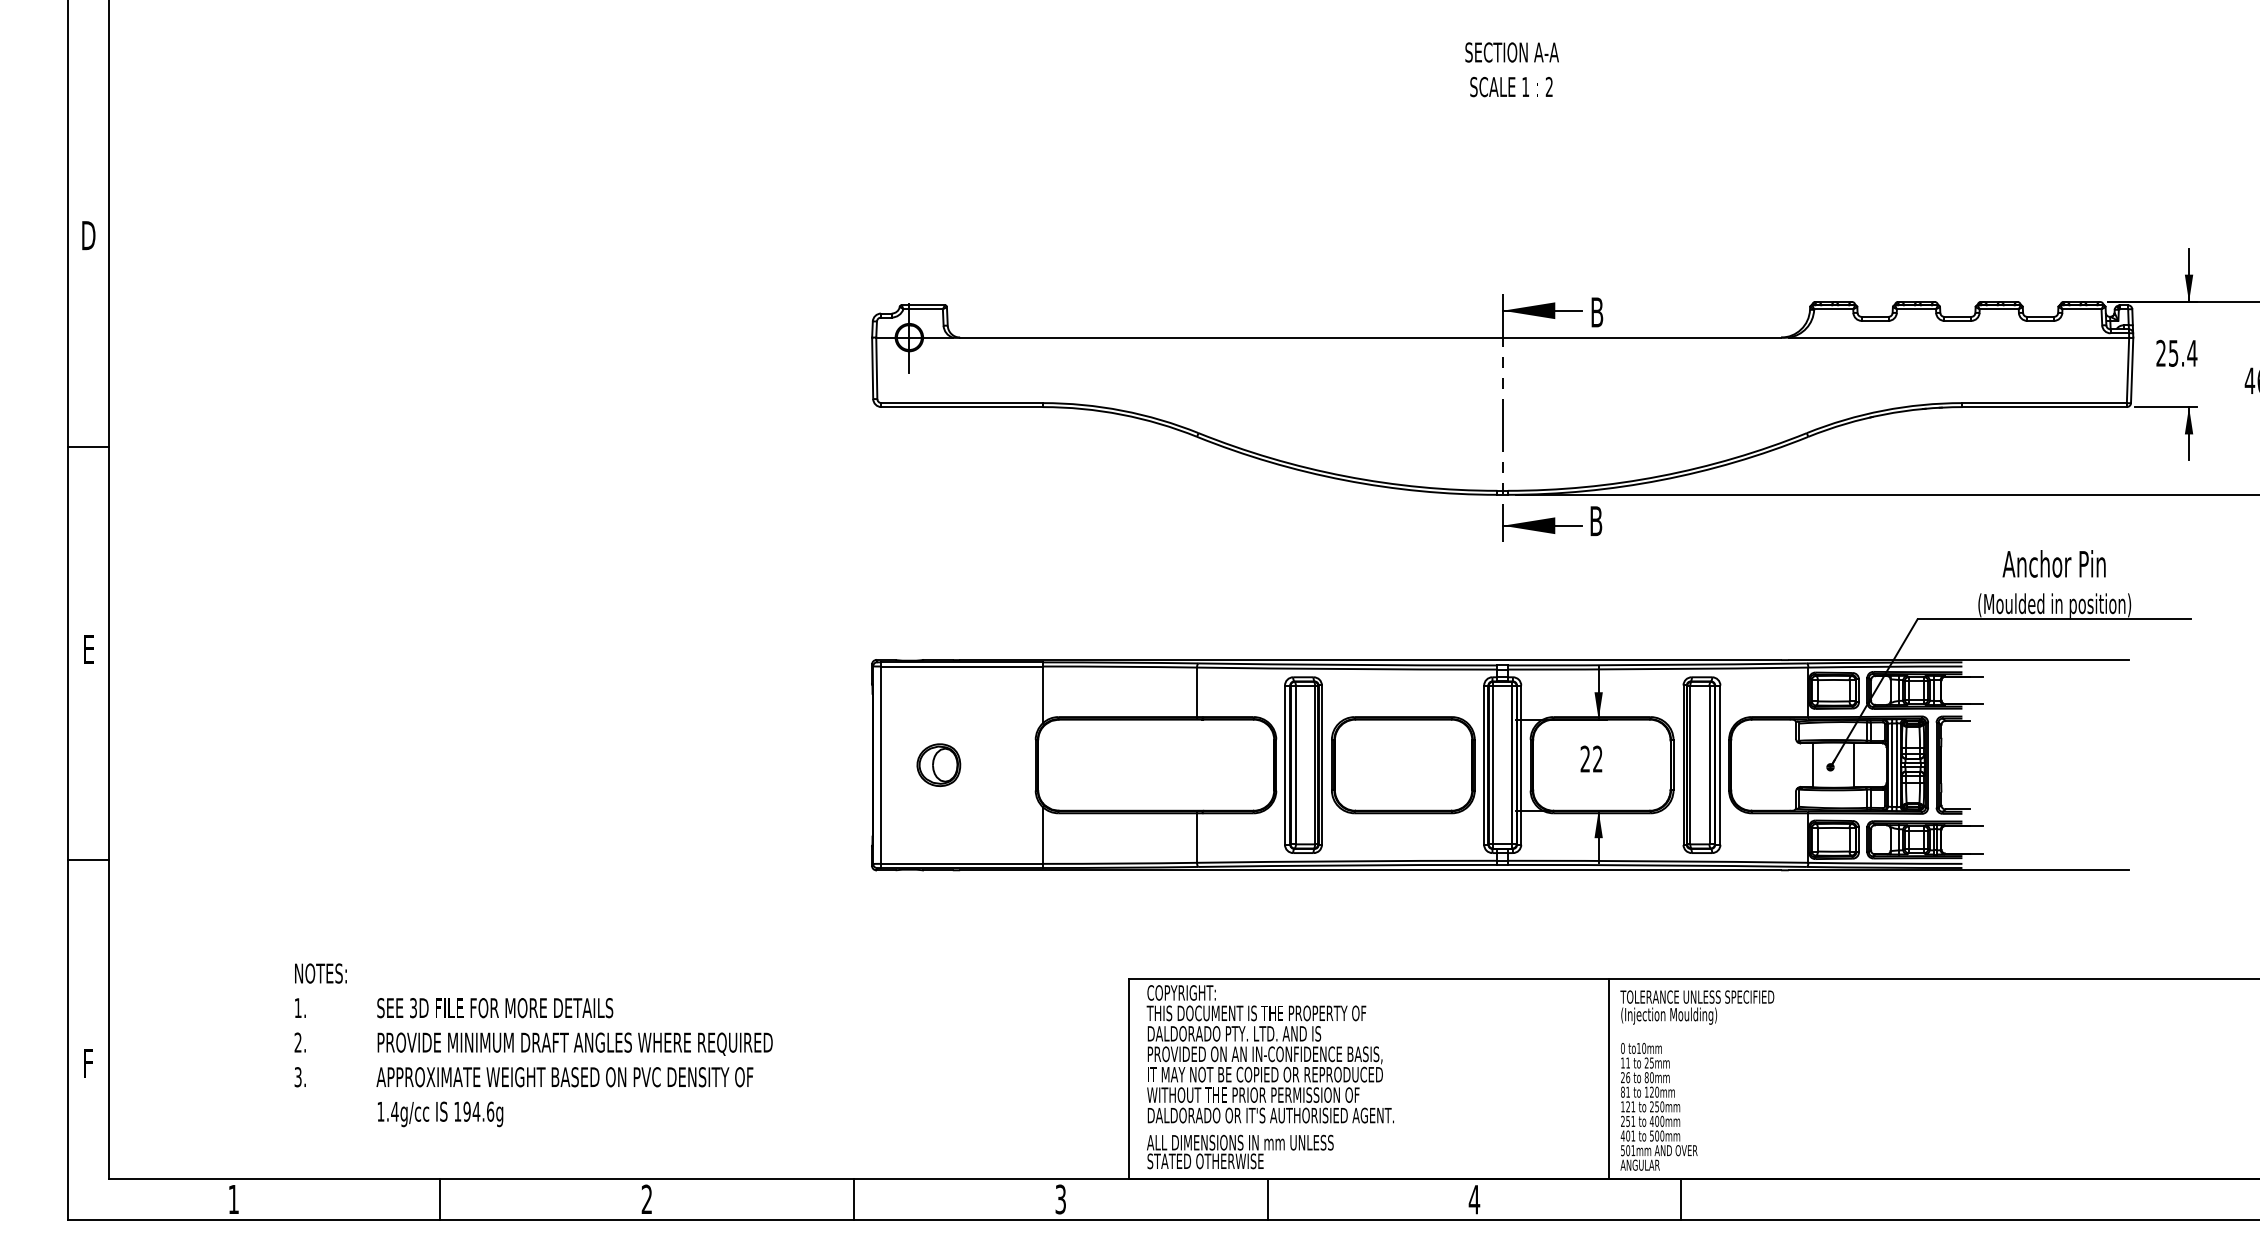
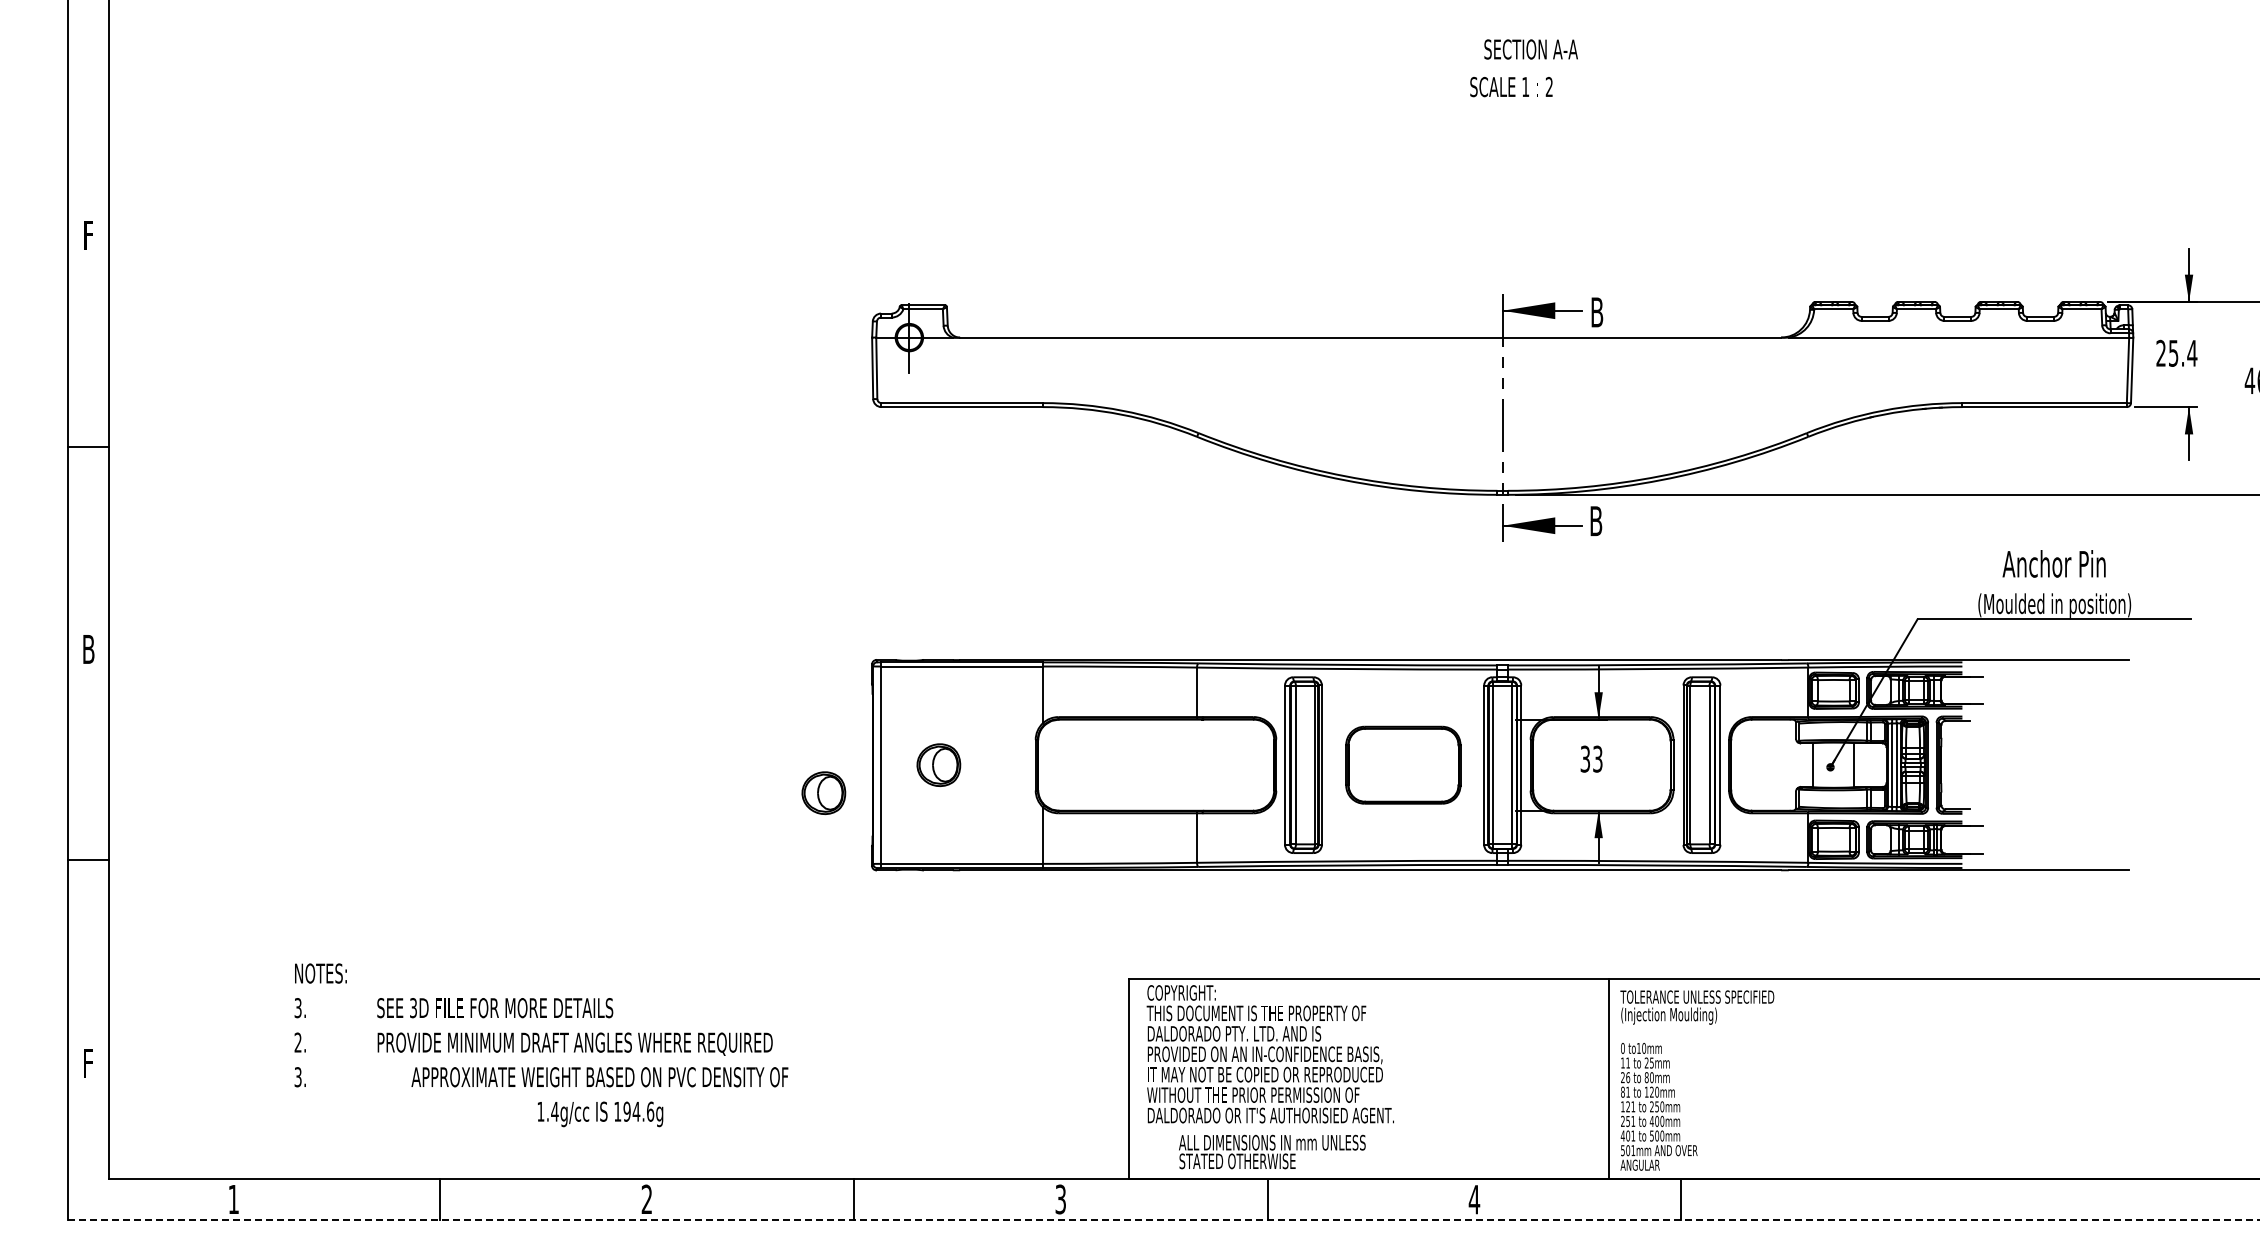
text position: (1511, 52) -> (1530, 49) (1530, 49)
text: D -> F (88, 235)
text: E -> B (88, 649)
text: 22 -> 33 (1591, 759)
part size: 145x99 px -> 117x80 px (1403, 764)
part: none -> present (823, 792)
text: 1. -> 3. (297, 1008)
text position: (564, 1077) -> (599, 1077) (599, 1077)
text position: (440, 1114) -> (600, 1114) (600, 1114)
text position: (1240, 1151) -> (1272, 1151) (1272, 1151)
line: solid -> dashed (1163, 1220)
